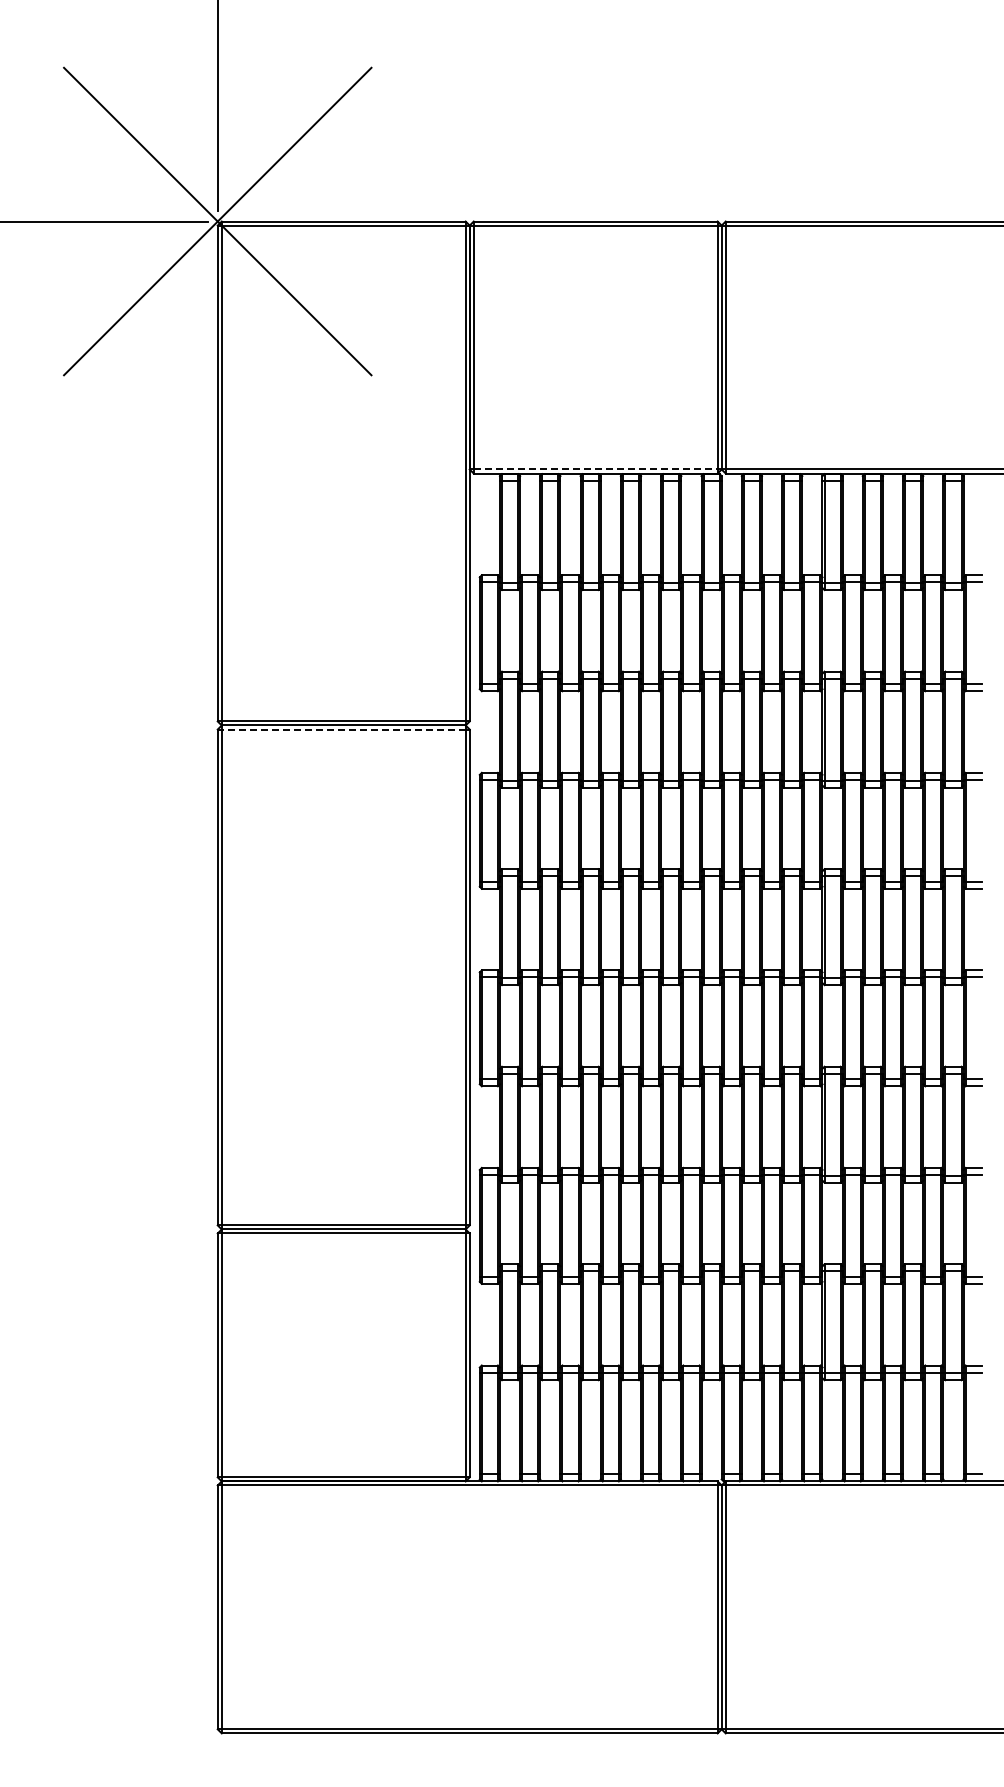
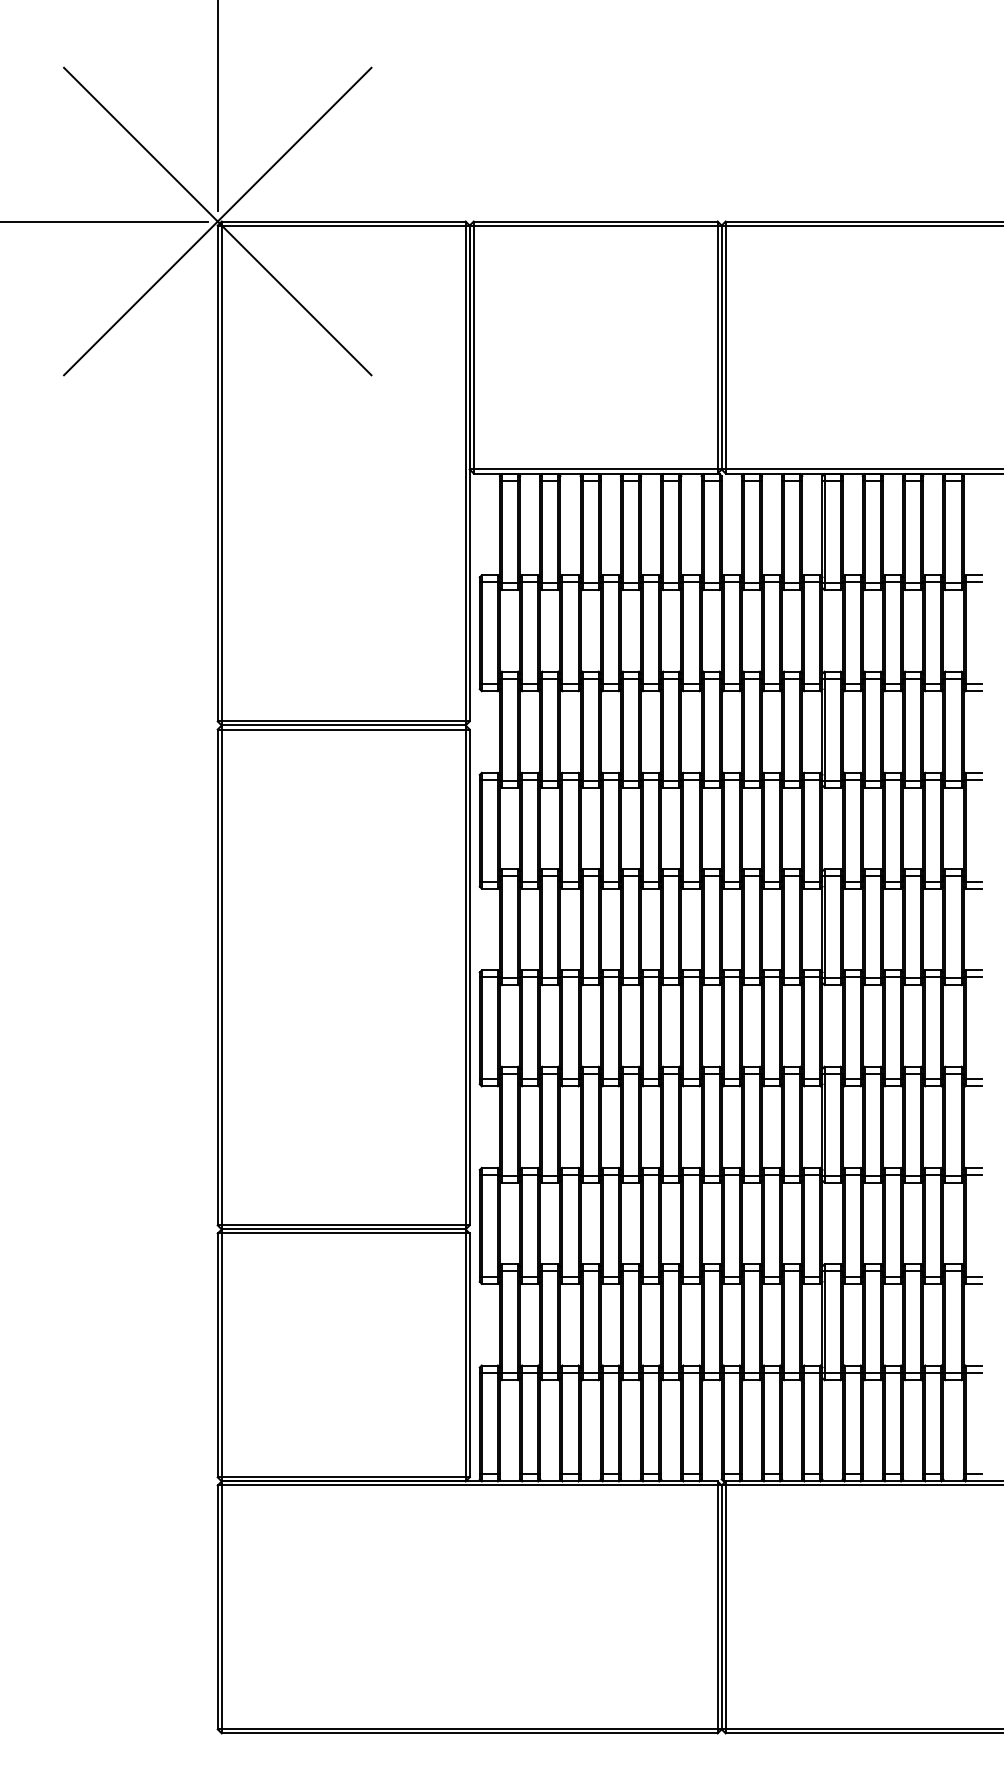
line: dashed -> solid (595, 469)
line: dashed -> solid (343, 729)
